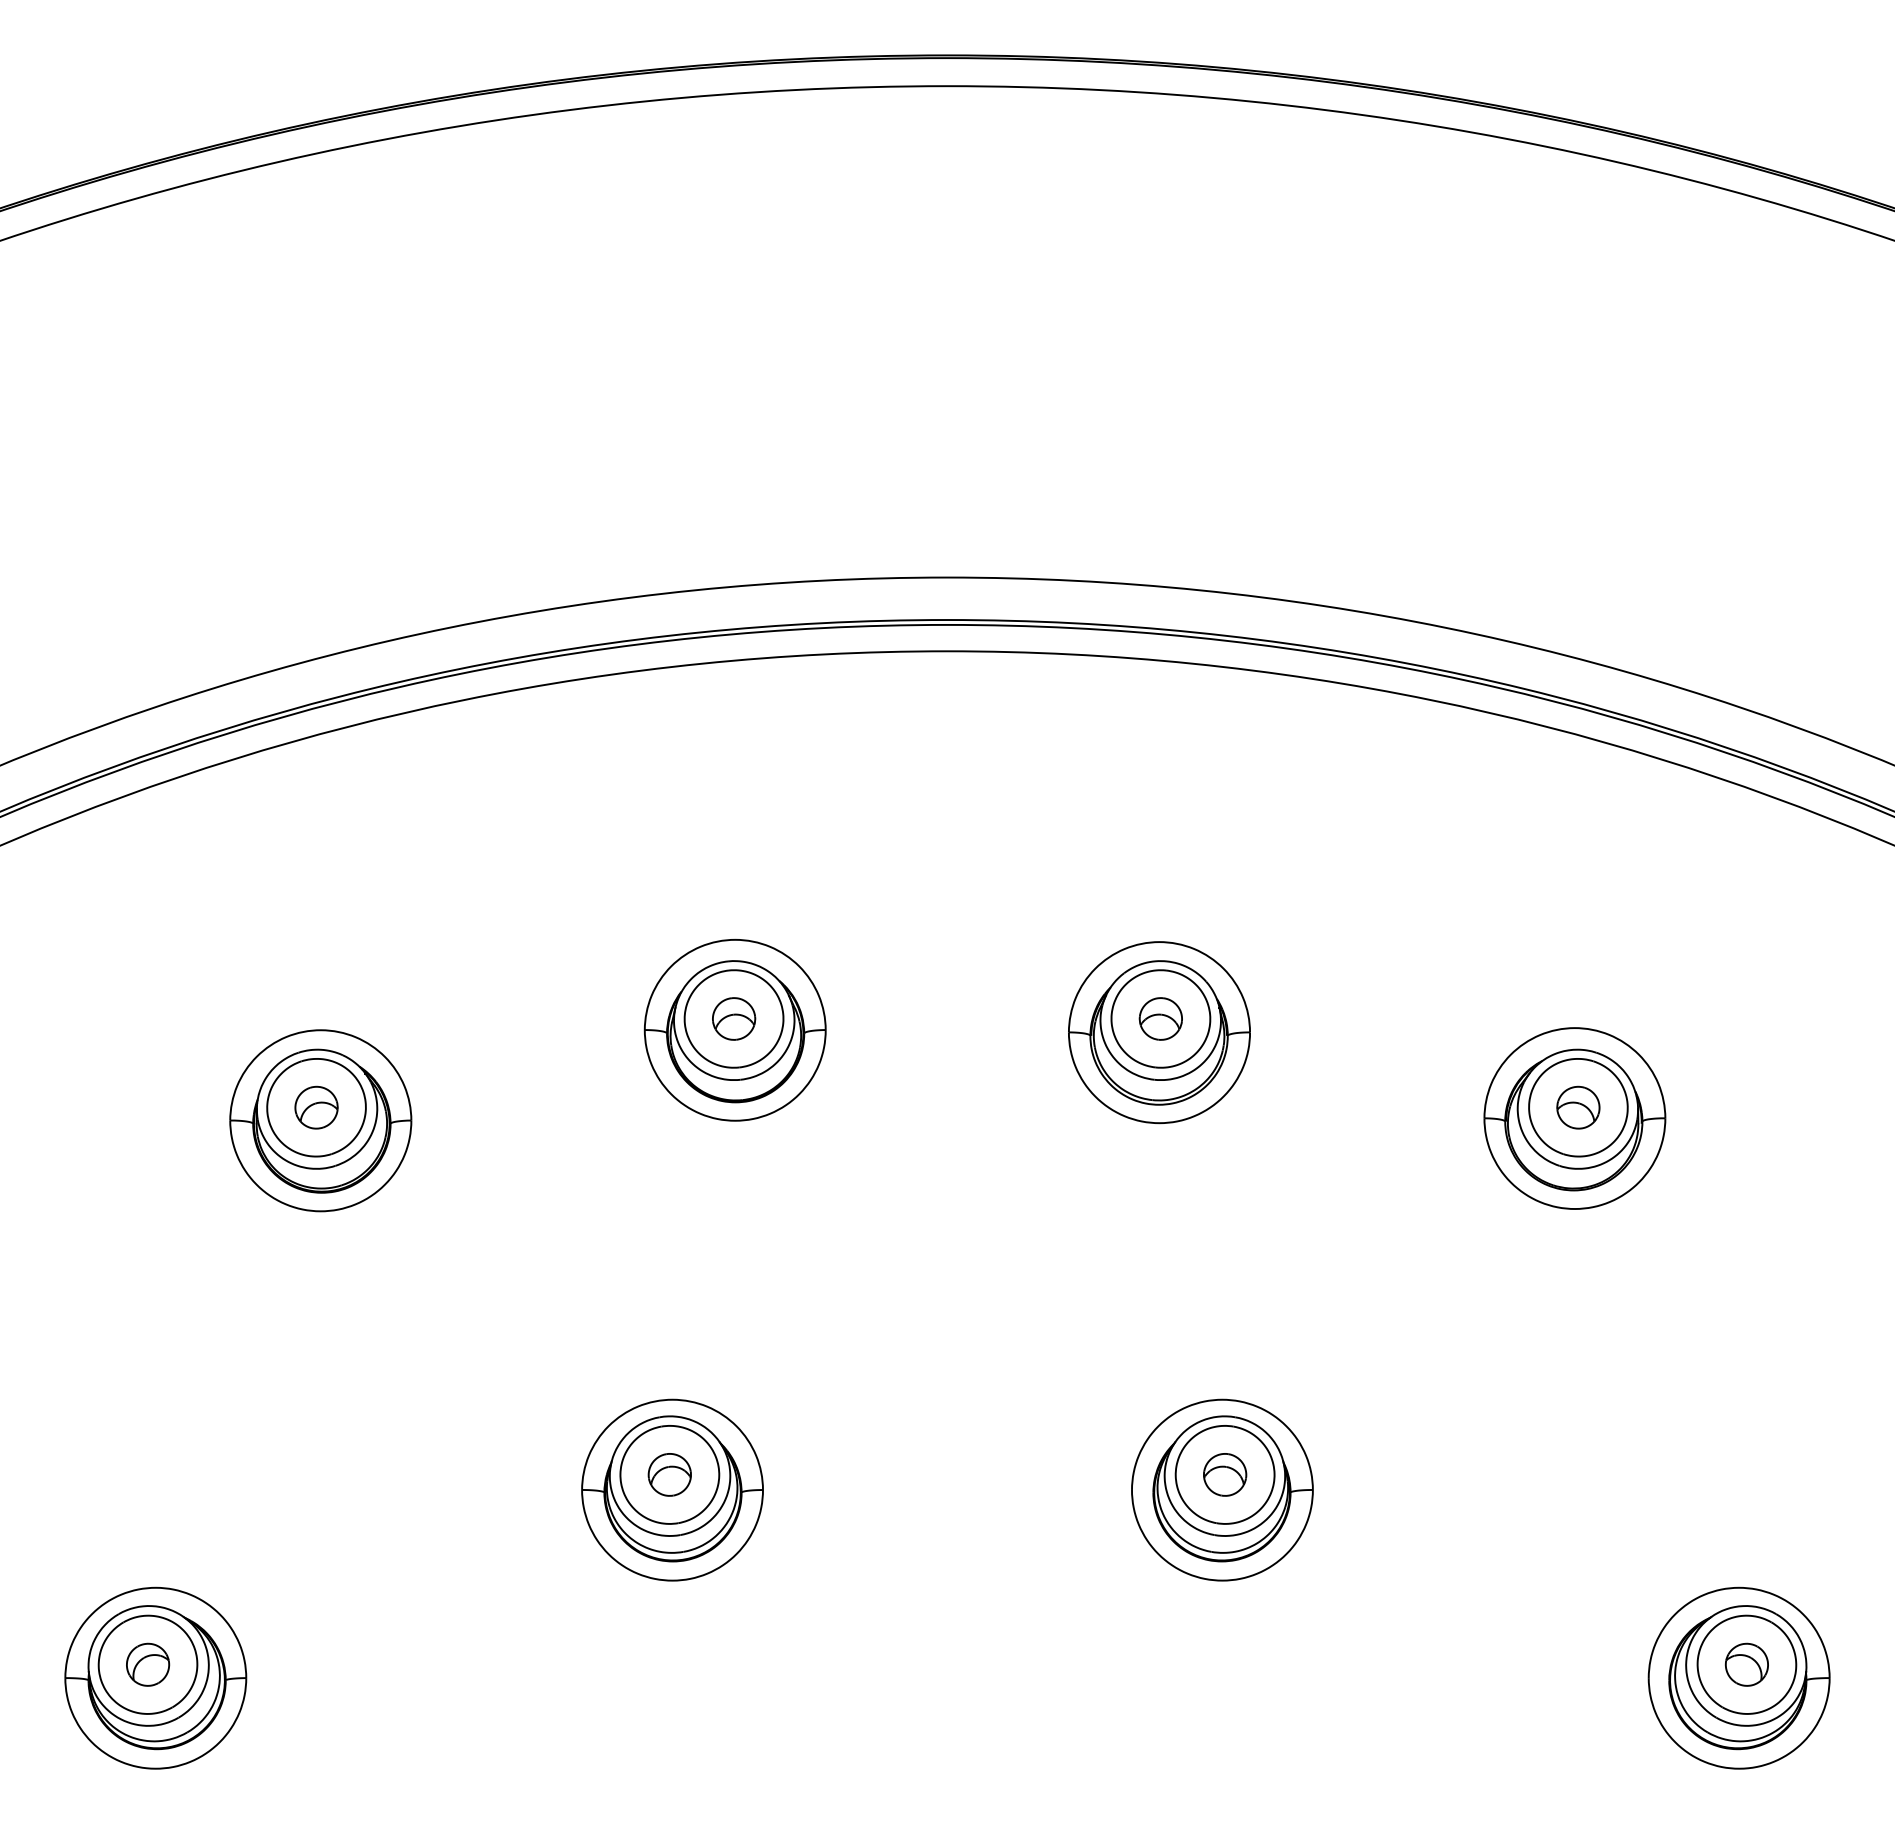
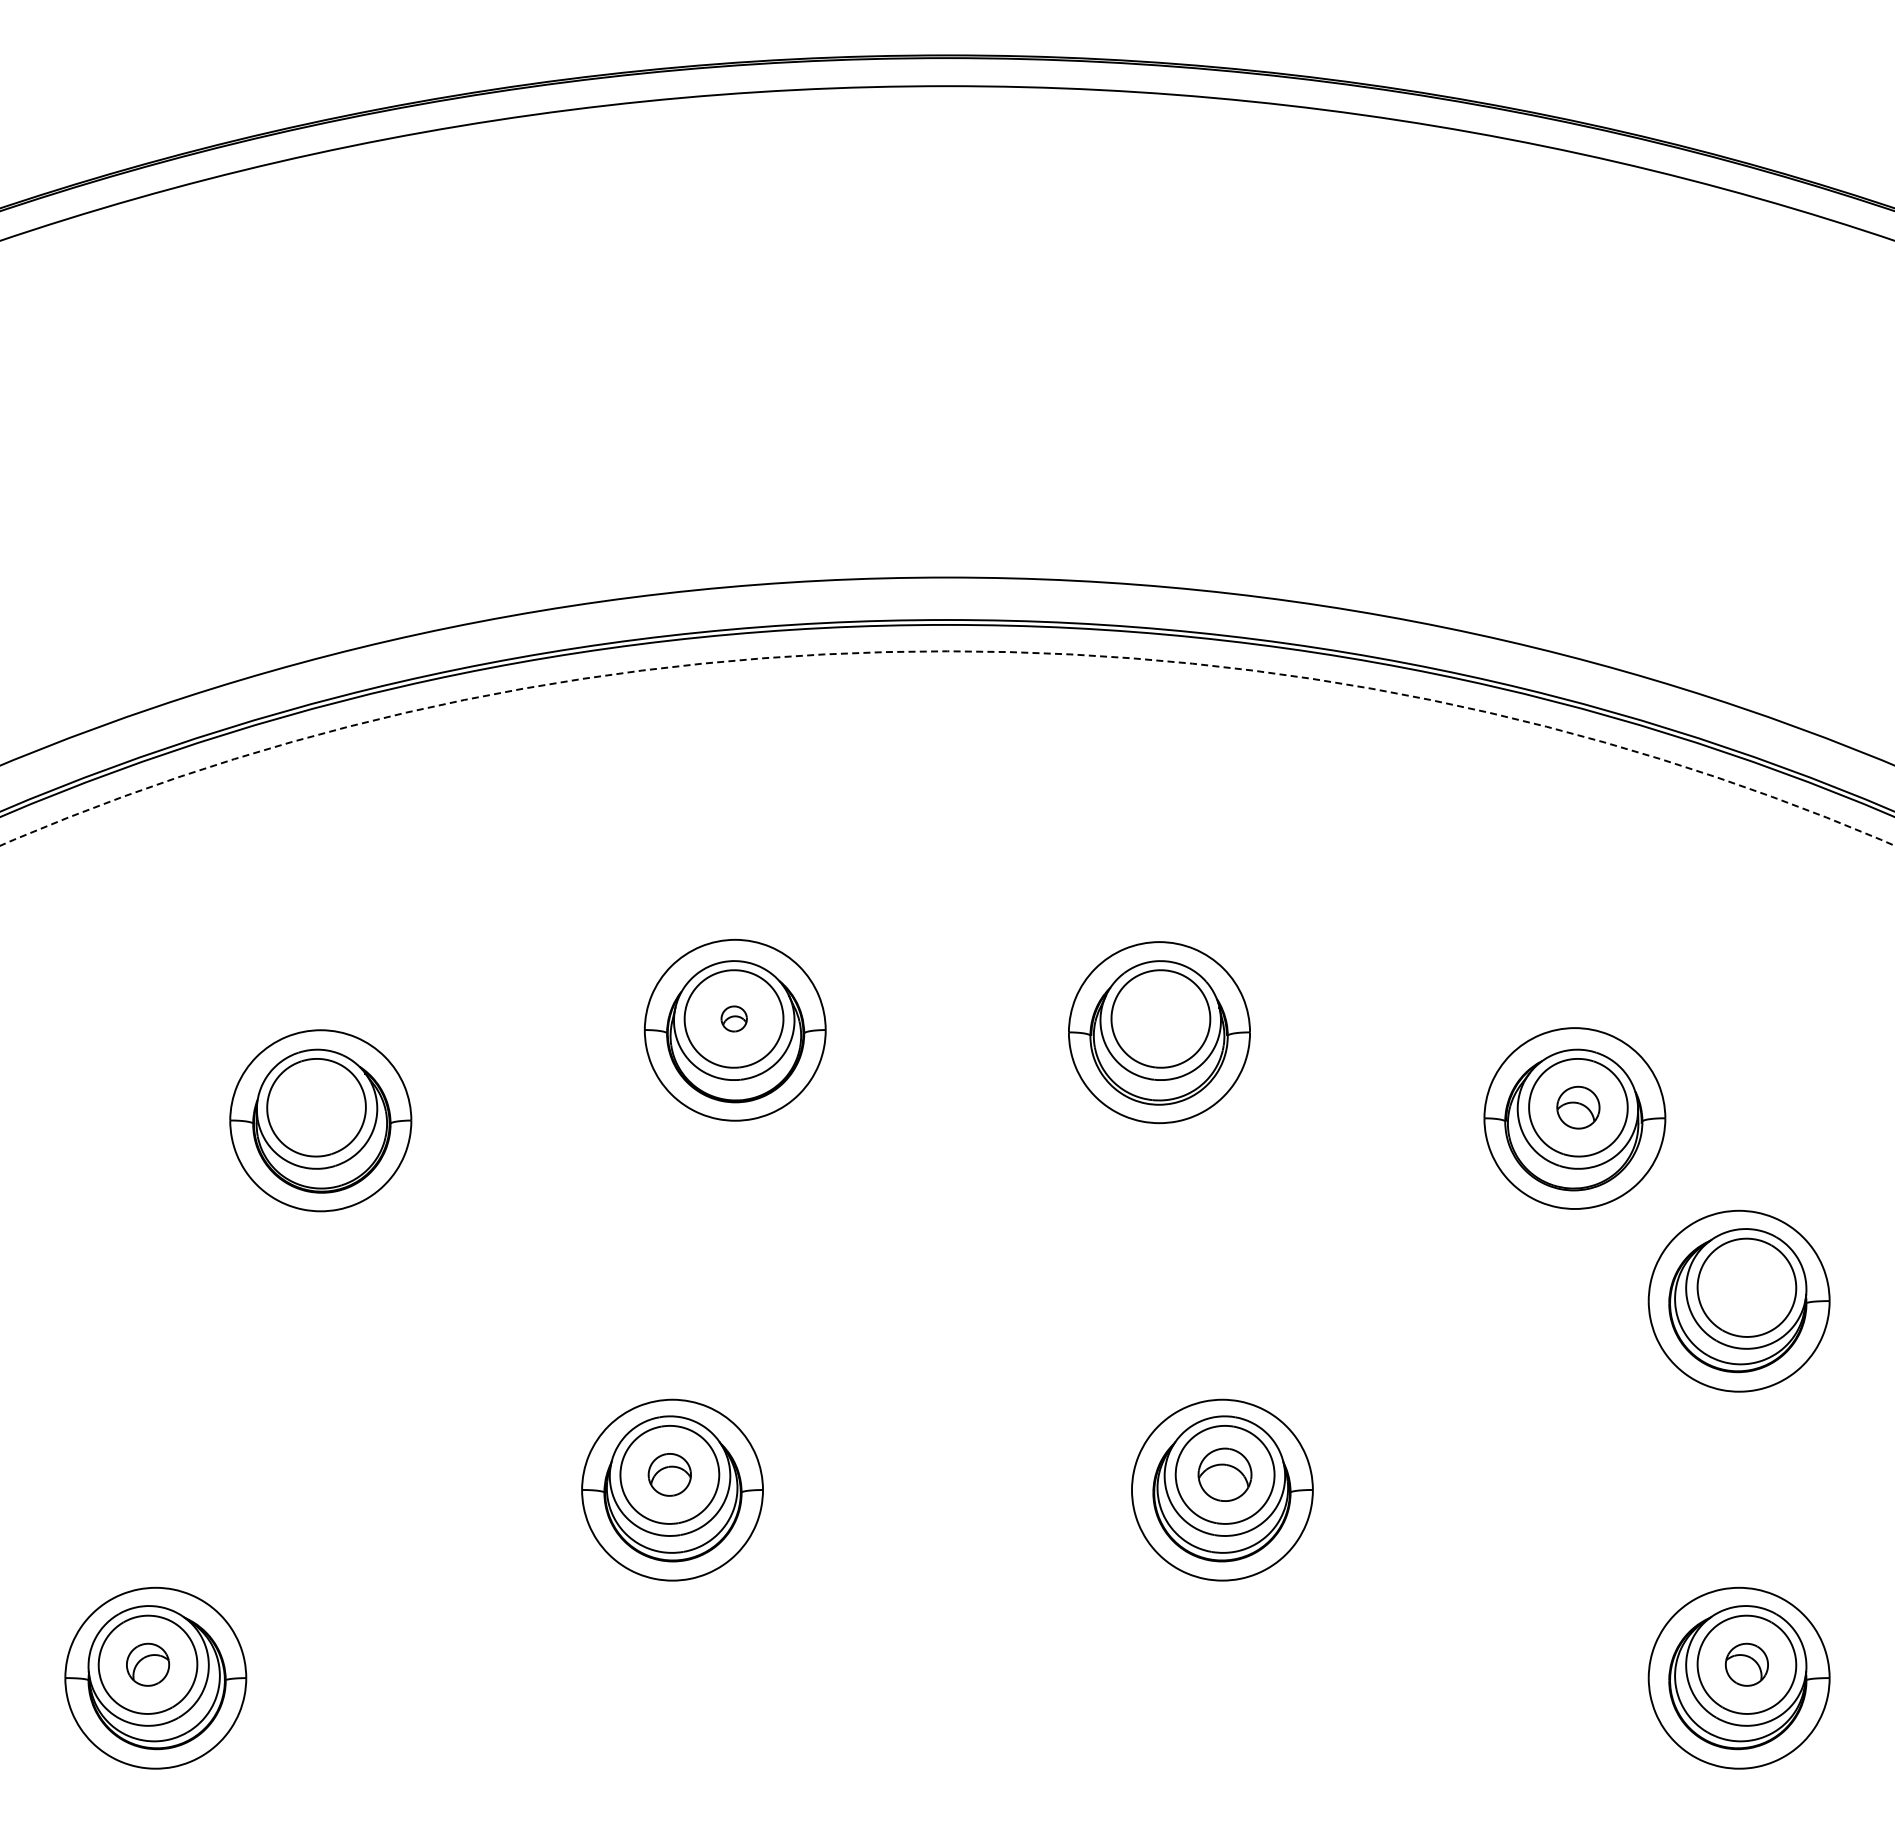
circle: solid -> dashed (947, 748)
part size: 45x44 px -> 28x28 px (733, 1018)
part: present -> none (1160, 1018)
part: present -> none (316, 1107)
part: none -> present (1738, 1300)
part size: 45x44 px -> 56x55 px (1224, 1474)
